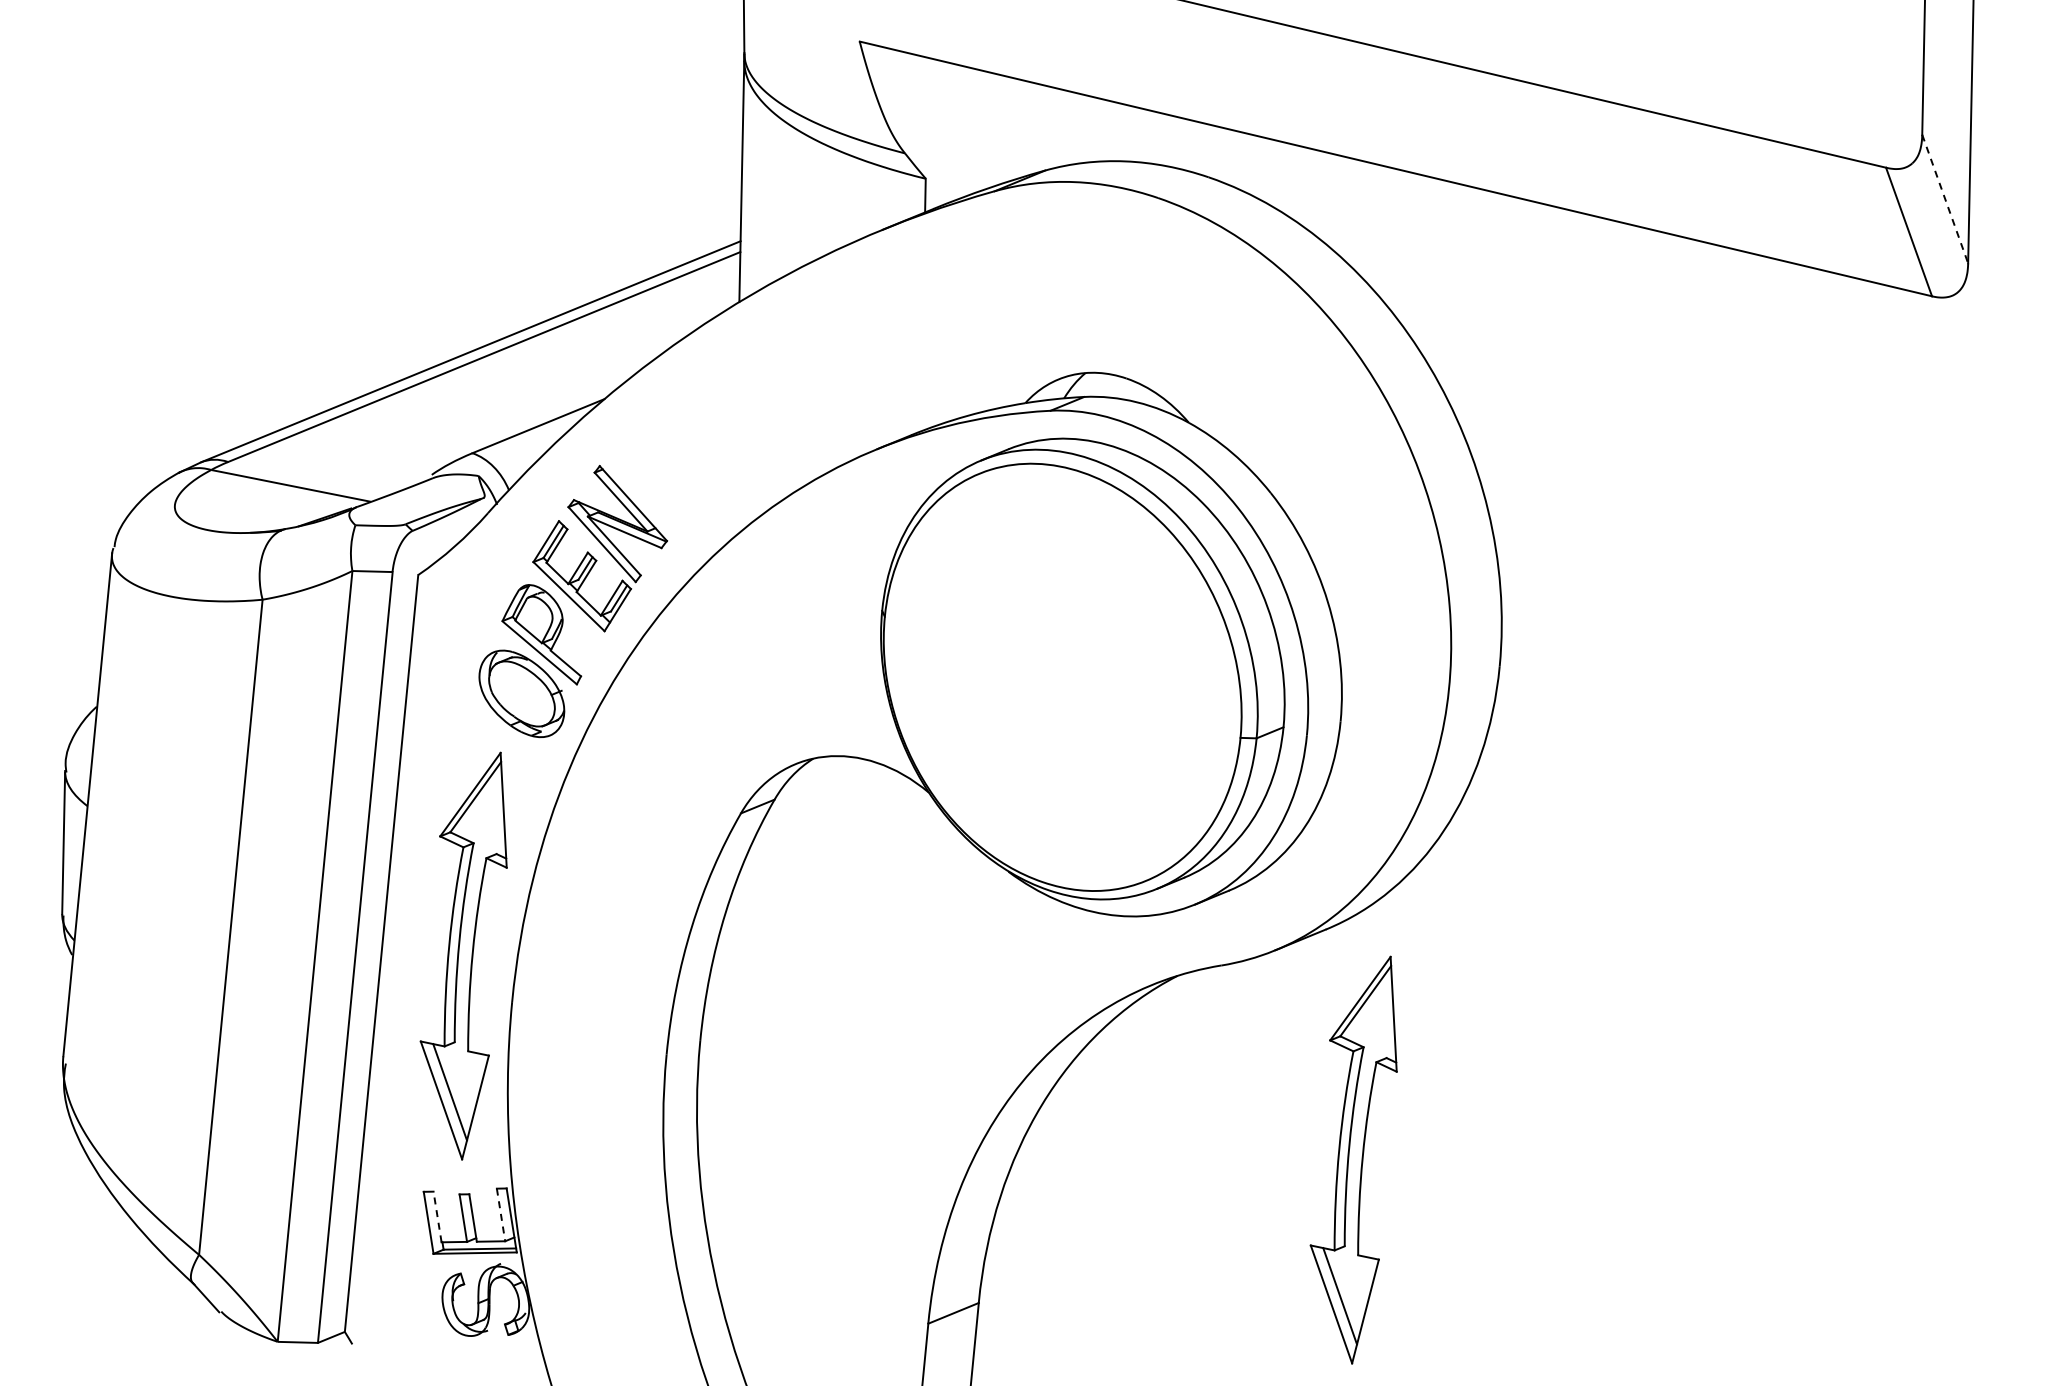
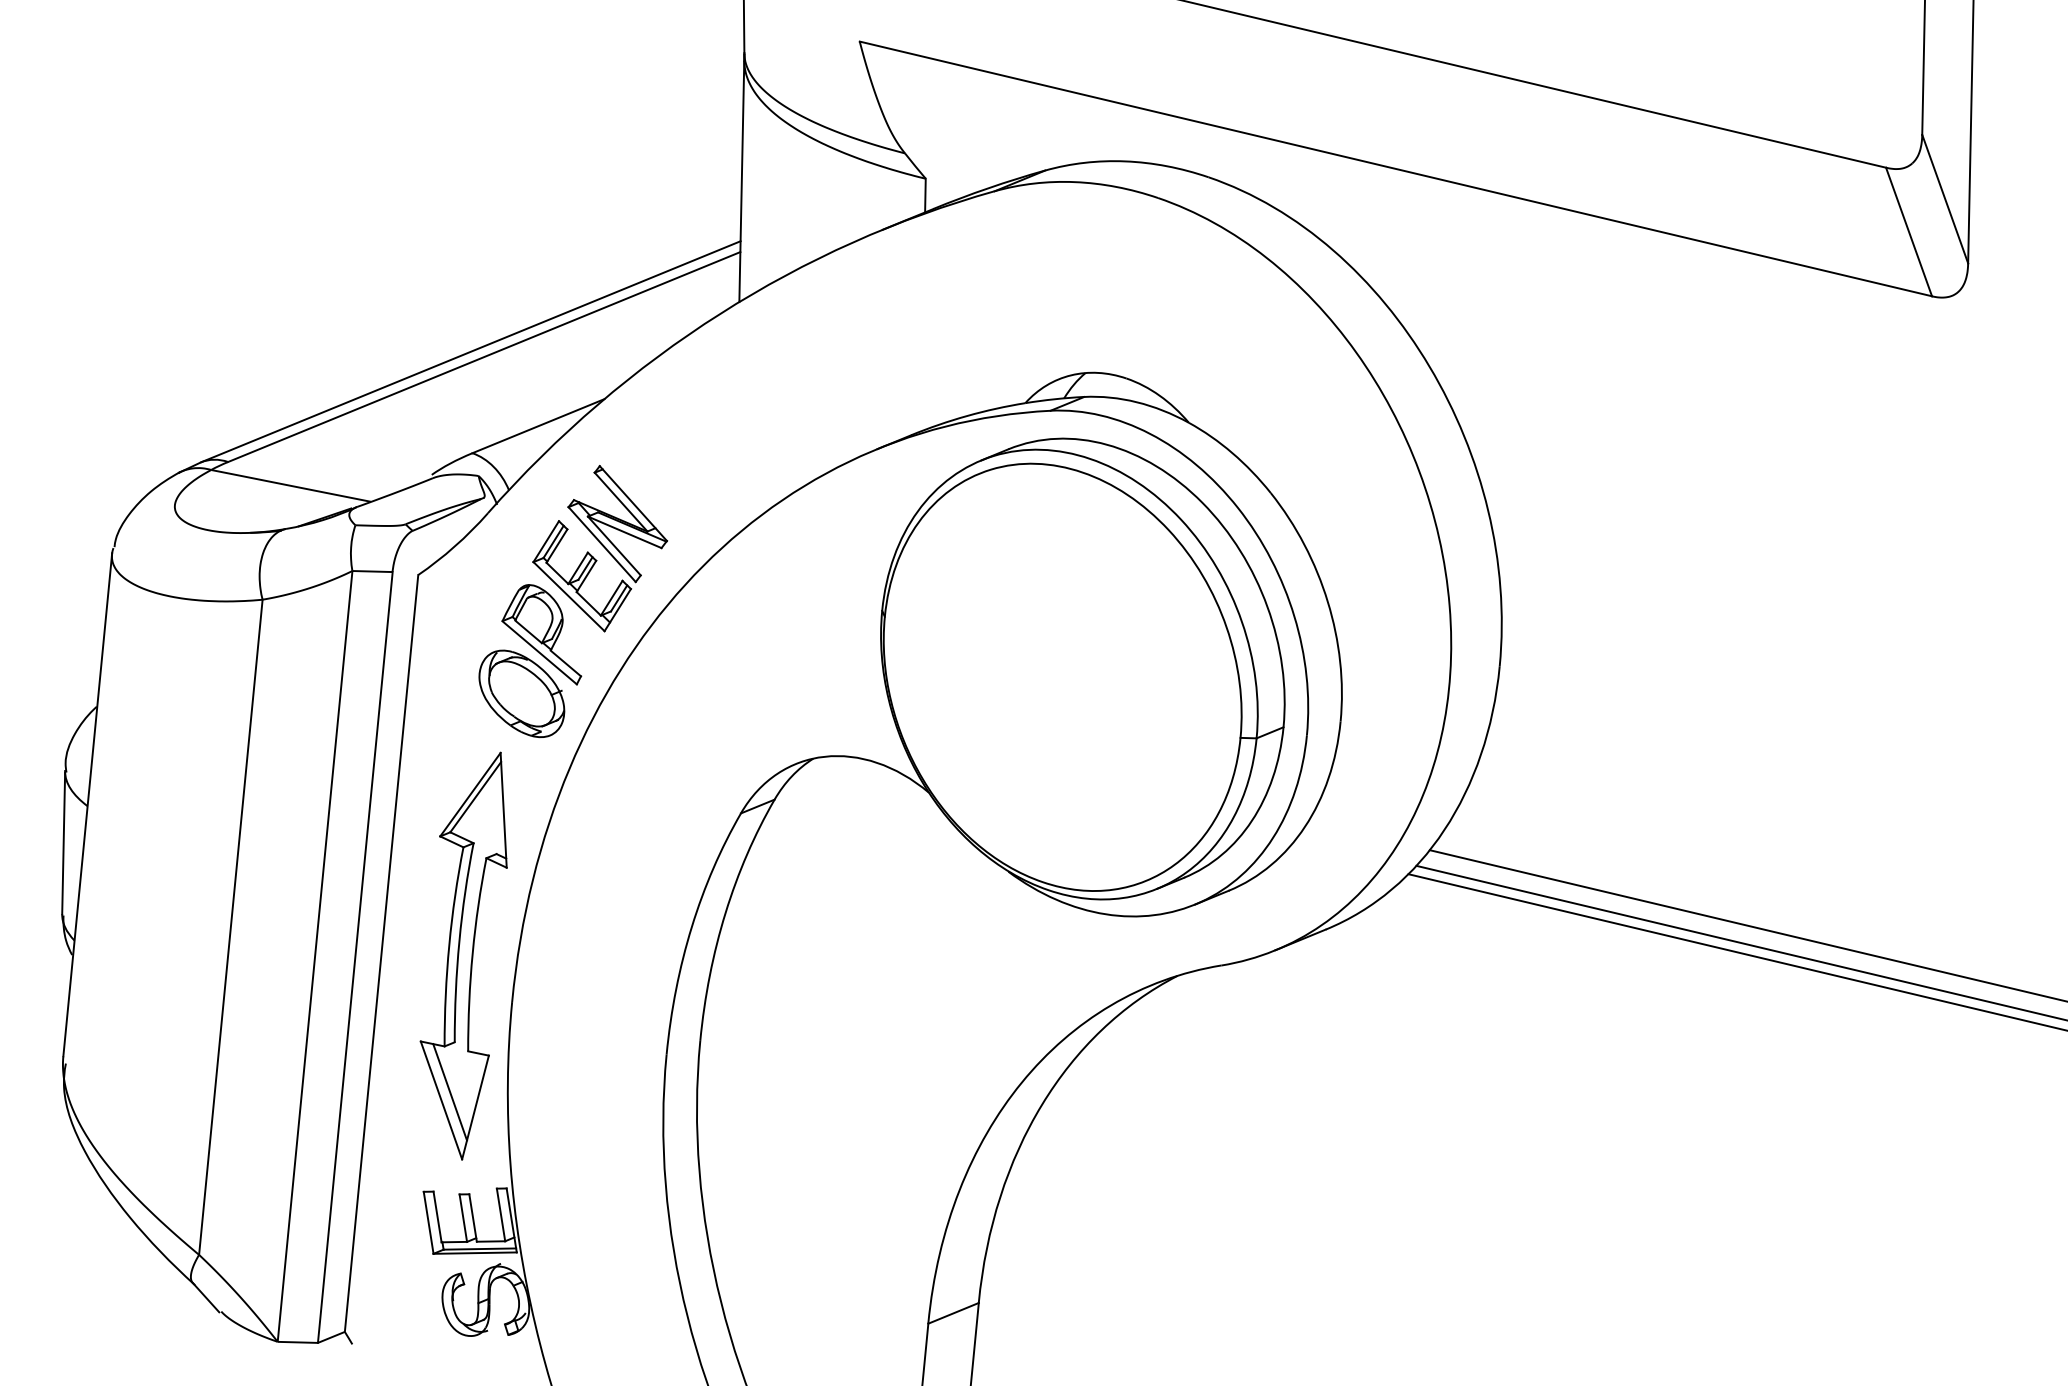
line: dashed -> solid (1945, 199)
line: none -> present (1746, 925)
line: none -> present (1740, 942)
line: none -> present (1736, 952)
part: present -> none (1353, 1159)
line: dashed -> solid (501, 1214)
line: dashed -> solid (437, 1216)
